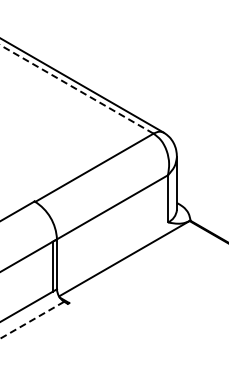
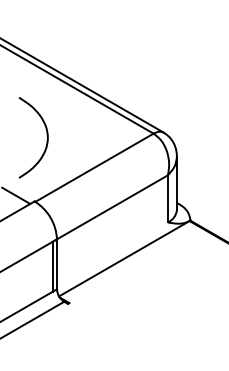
line: dashed -> solid (76, 89)
curve: none -> present (46, 135)
line: none -> present (16, 195)
line: dashed -> solid (32, 320)
